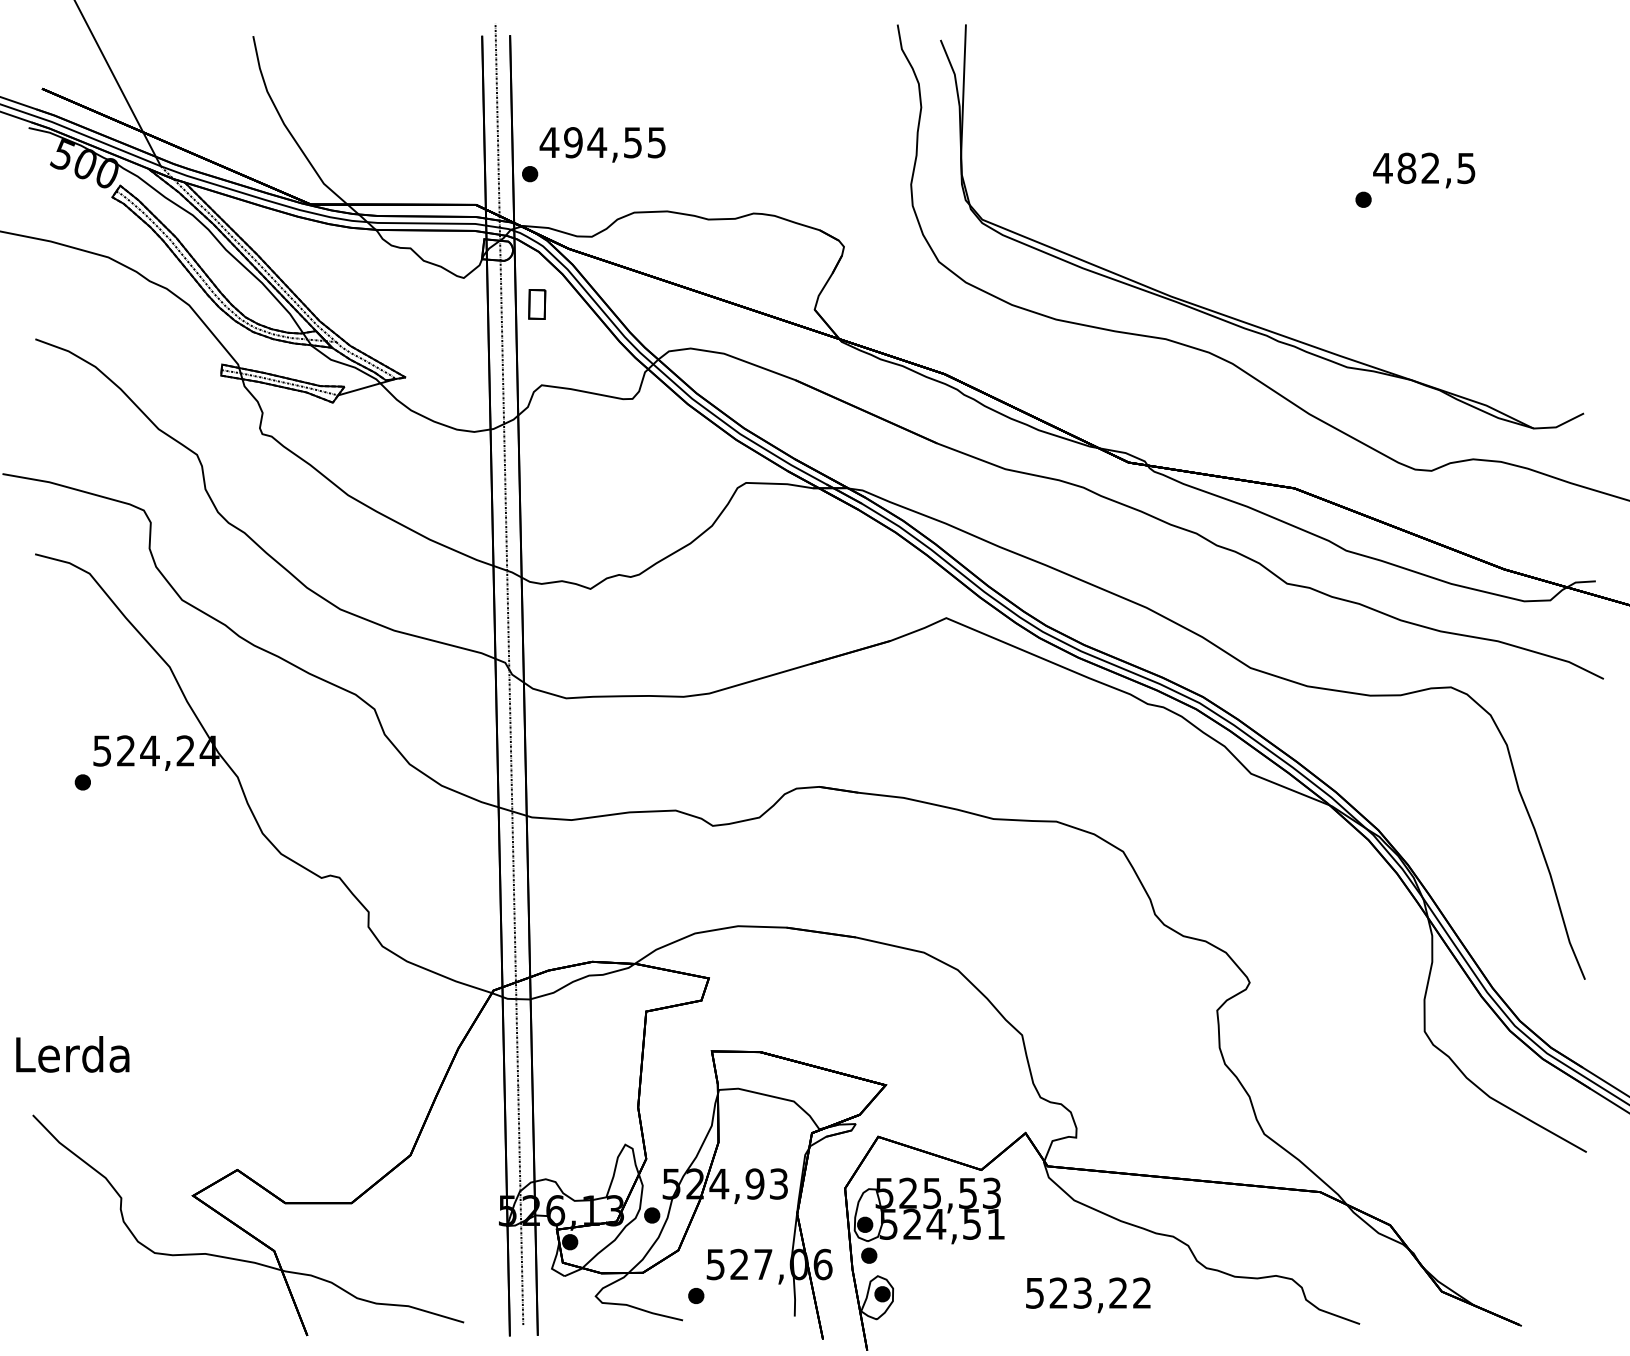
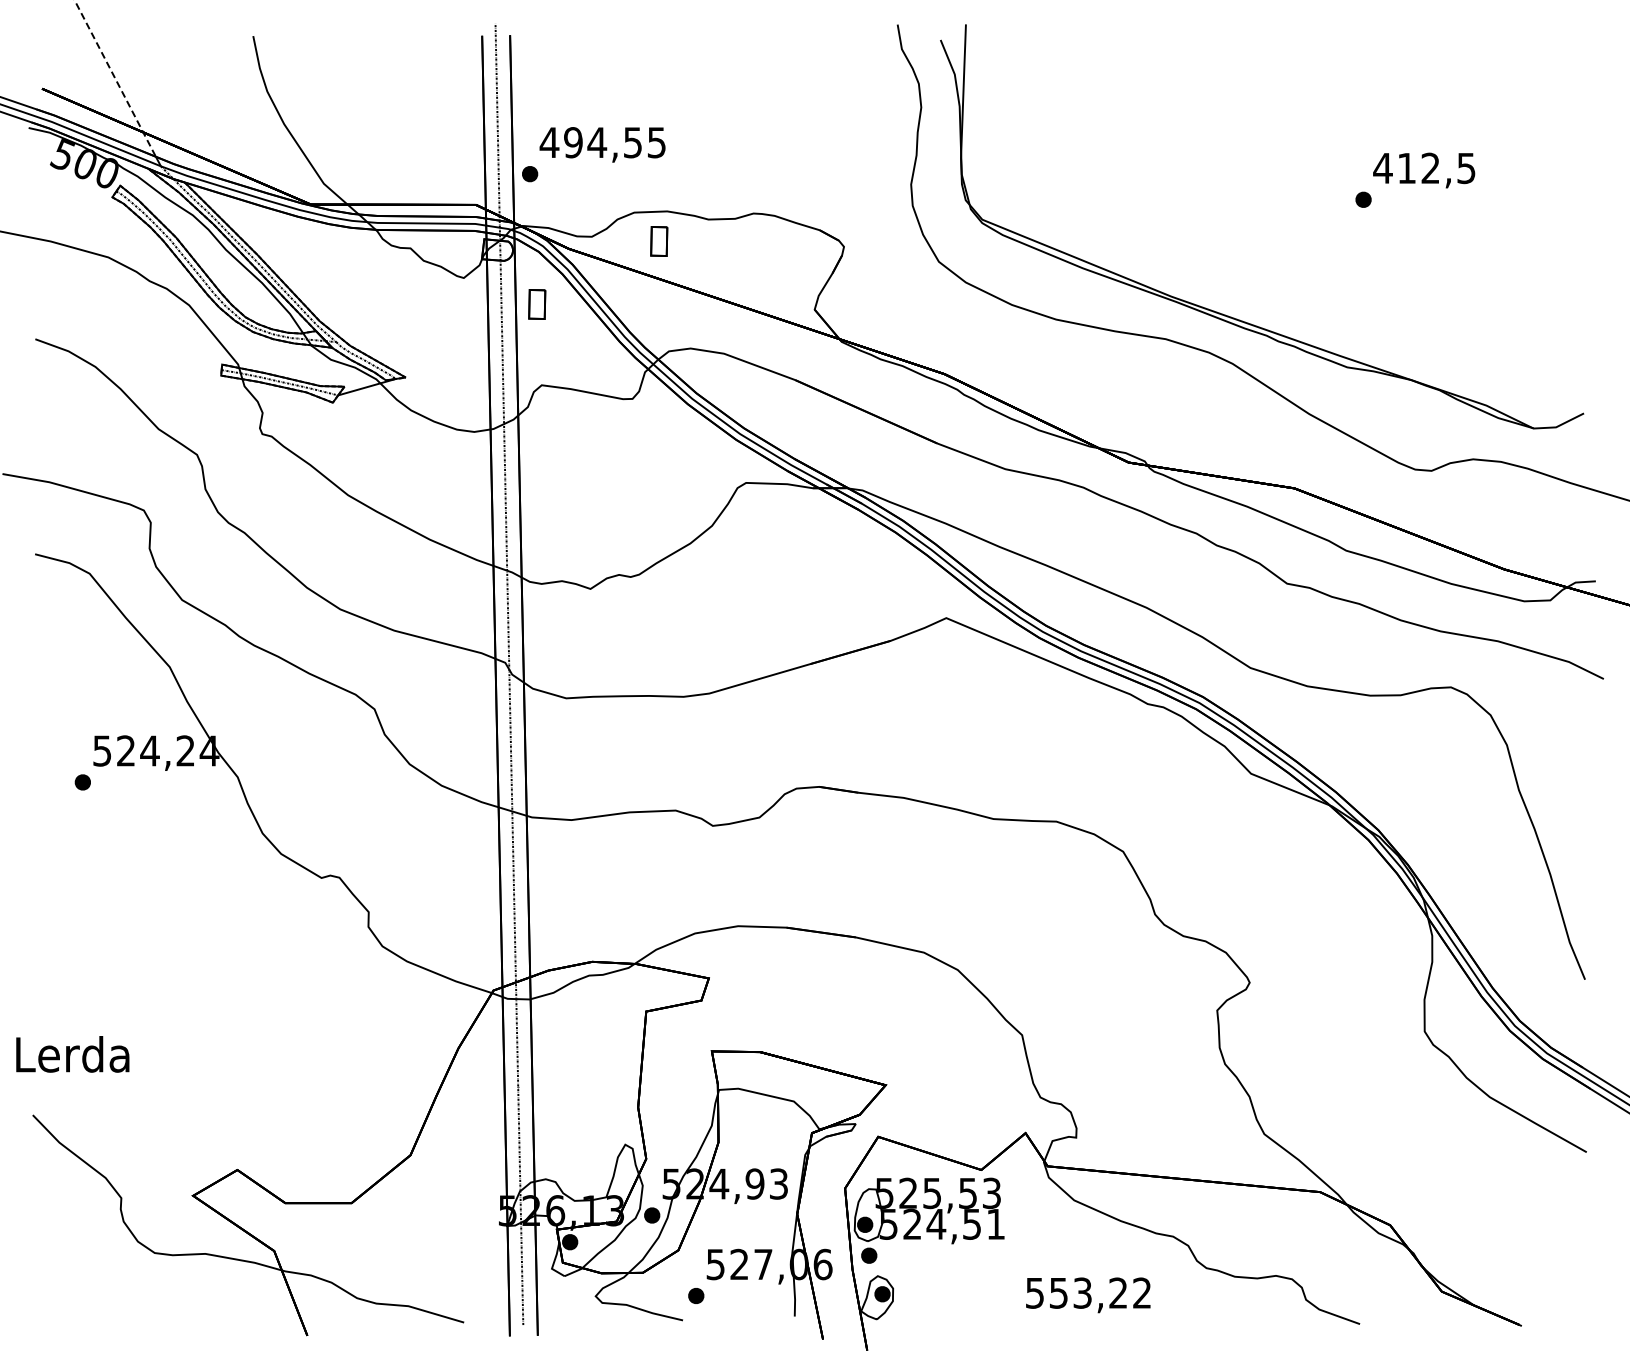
line: solid -> dashed (115, 78)
text: 482,5 -> 412,5 (1406, 168)
part: none -> present (659, 241)
text: 523,22 -> 553,22 (1058, 1292)
